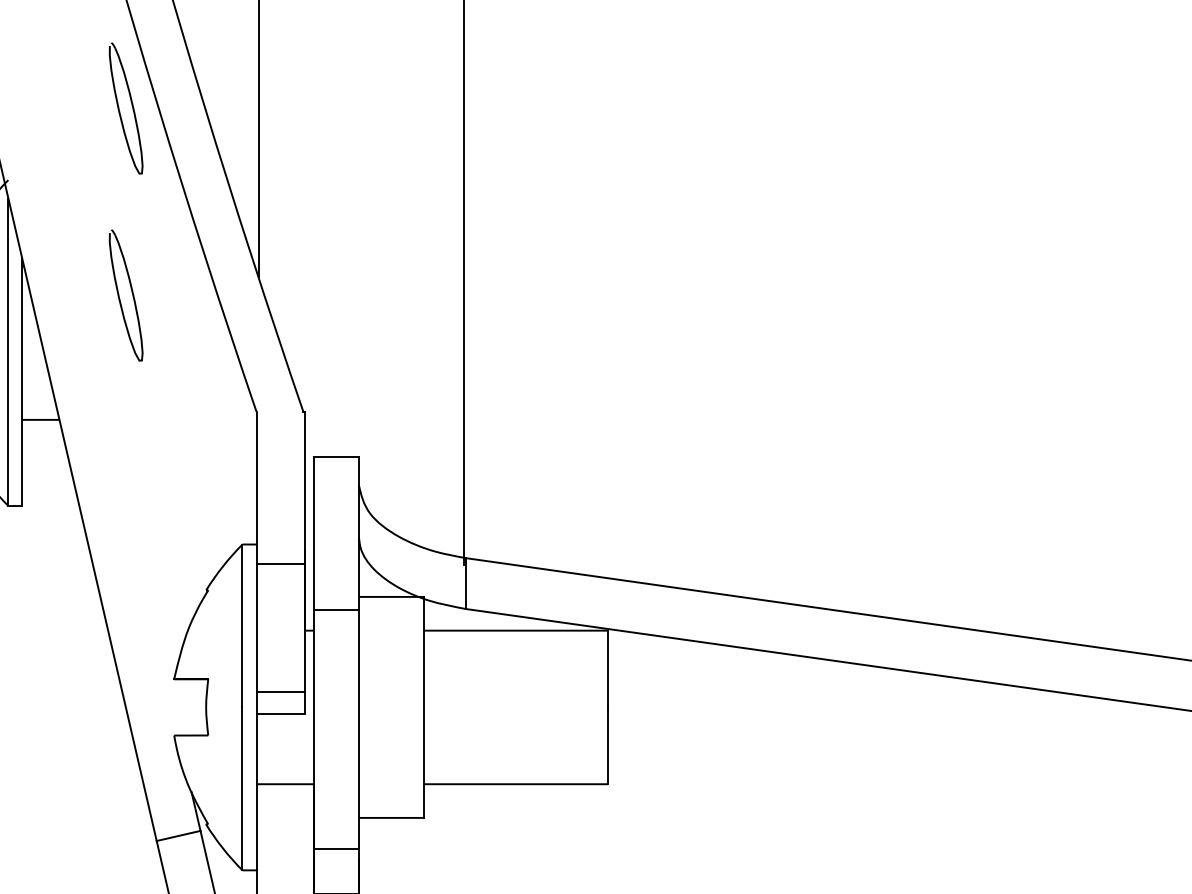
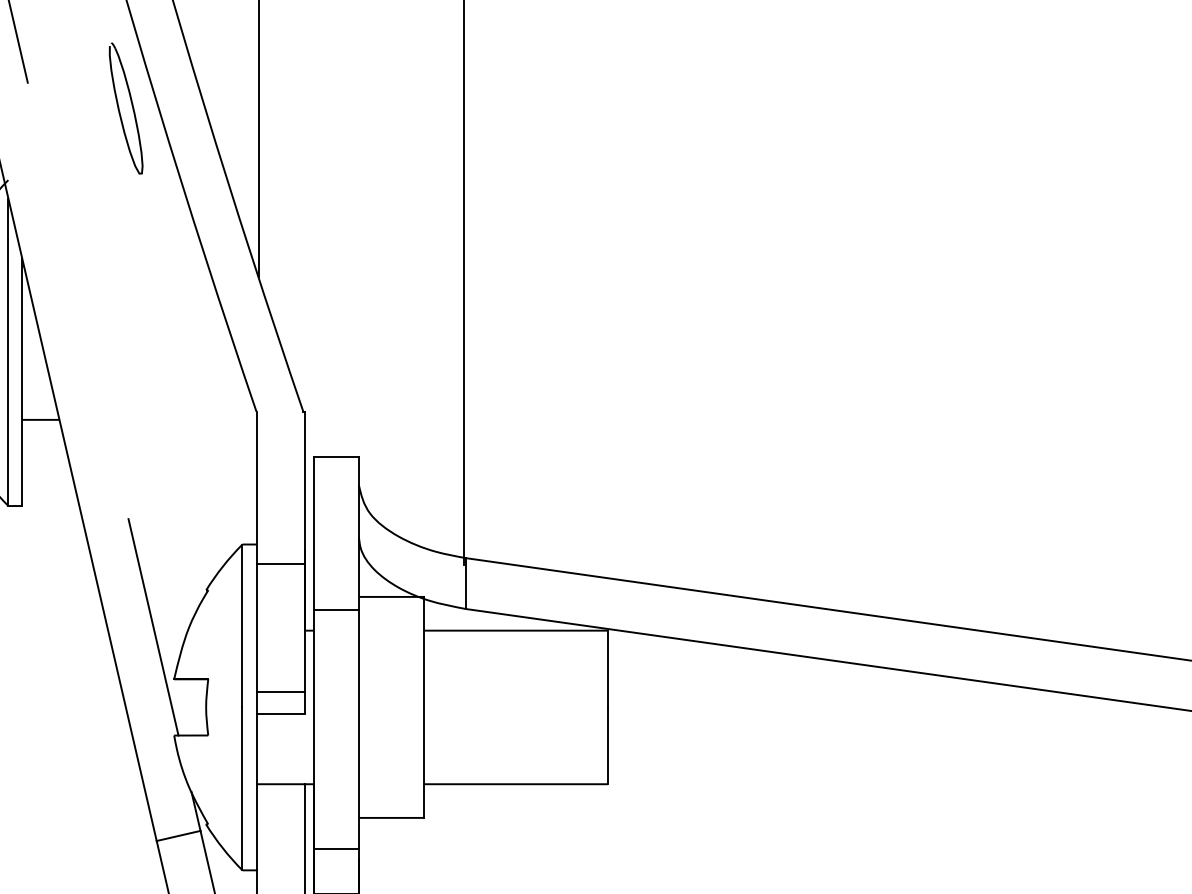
line: none -> present (18, 42)
part: present -> none (125, 295)
line: none -> present (153, 627)
line: none -> present (304, 837)
